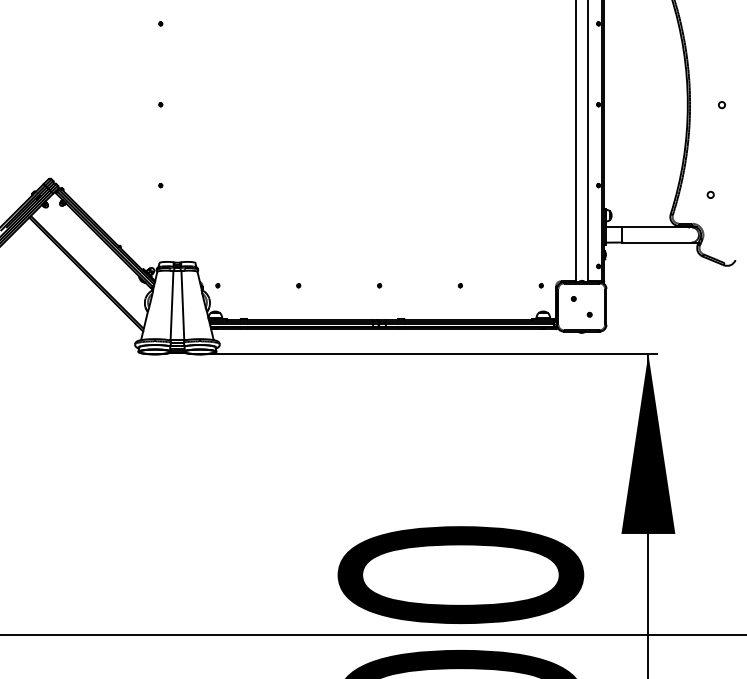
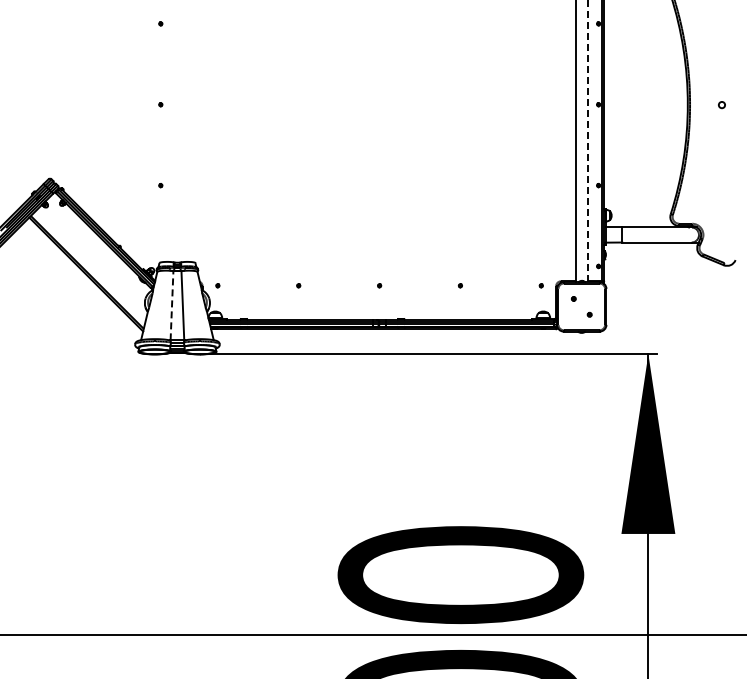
line: solid -> dashed (587, 141)
circle: present -> none (710, 194)
line: solid -> dashed (172, 305)
